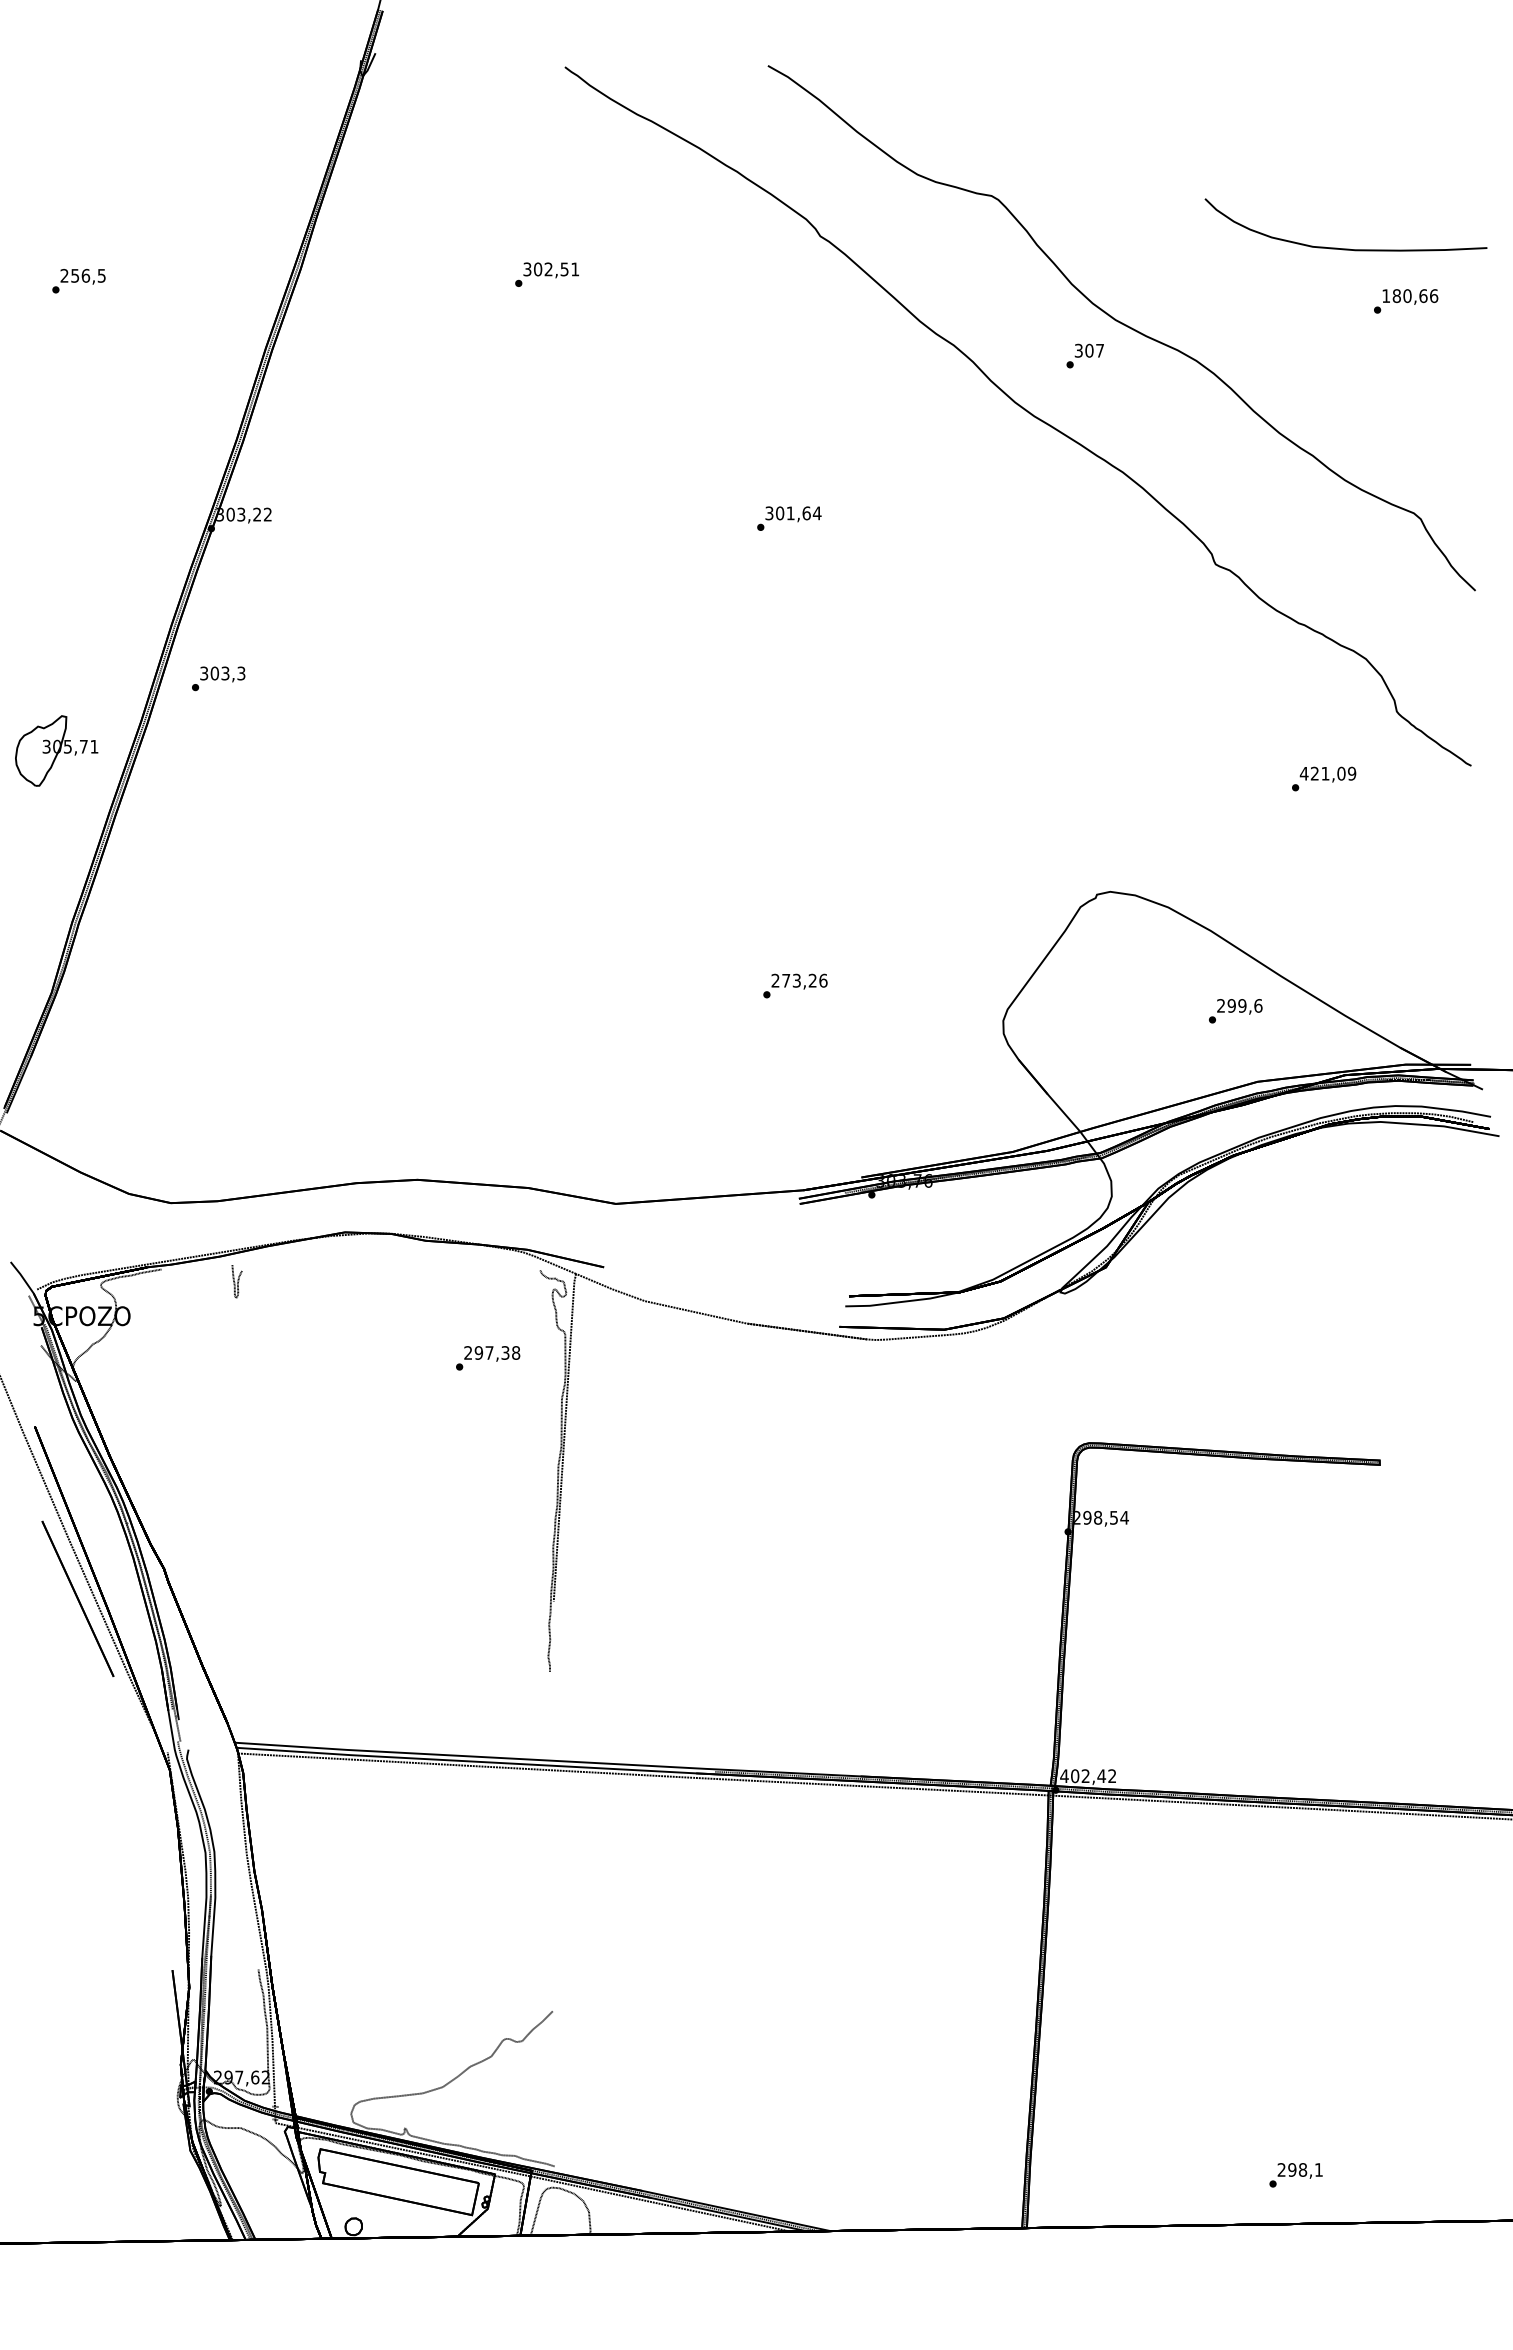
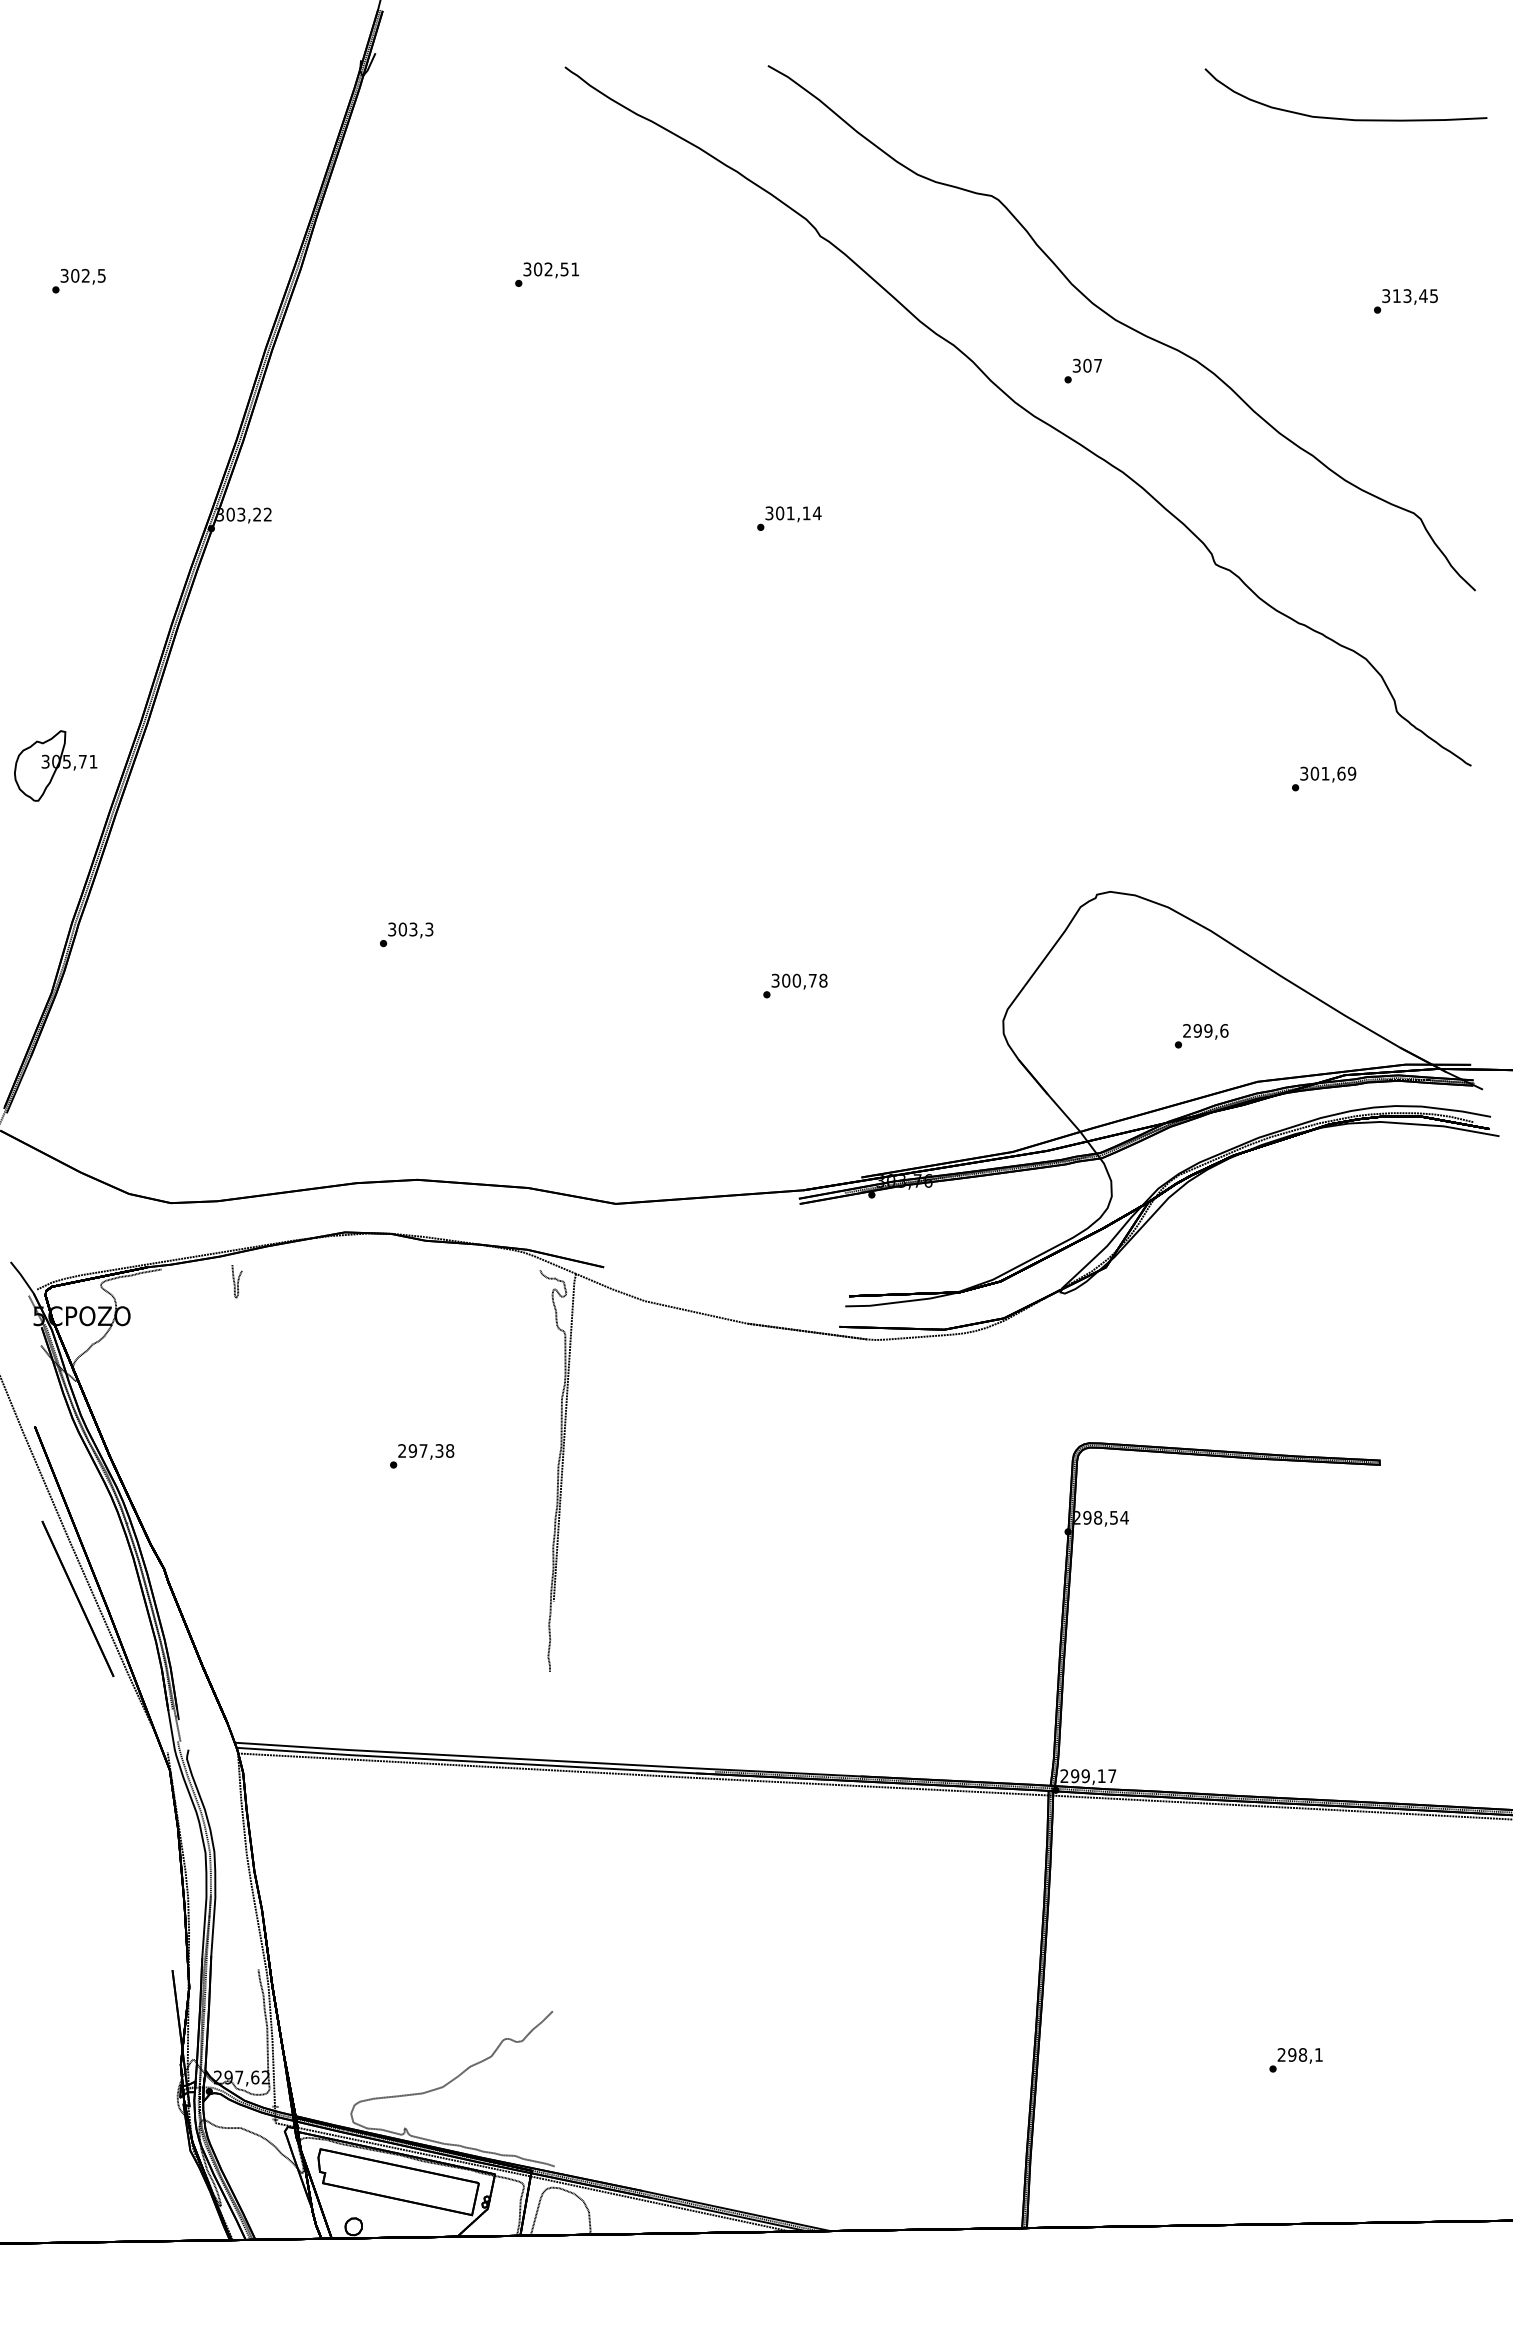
part position: (1345, 248) -> (1345, 118) (1345, 118)
text: 256,5 -> 302,5 (75, 275)
text: 180,66 -> 313,45 (1410, 296)
text position: (1084, 355) -> (1082, 370) (1082, 370)
text: 301,64 -> 301,14 (806, 513)
text position: (218, 678) -> (406, 934) (406, 934)
part position: (56, 750) -> (55, 765) (55, 765)
text: 421,09 -> 301,69 (1322, 773)
text: 273,26 -> 300,78 (799, 980)
text position: (1235, 1011) -> (1201, 1036) (1201, 1036)
text position: (488, 1358) -> (422, 1456) (422, 1456)
text: 402,42 -> 299,17 (1088, 1776)
text position: (1295, 2175) -> (1295, 2060) (1295, 2060)
